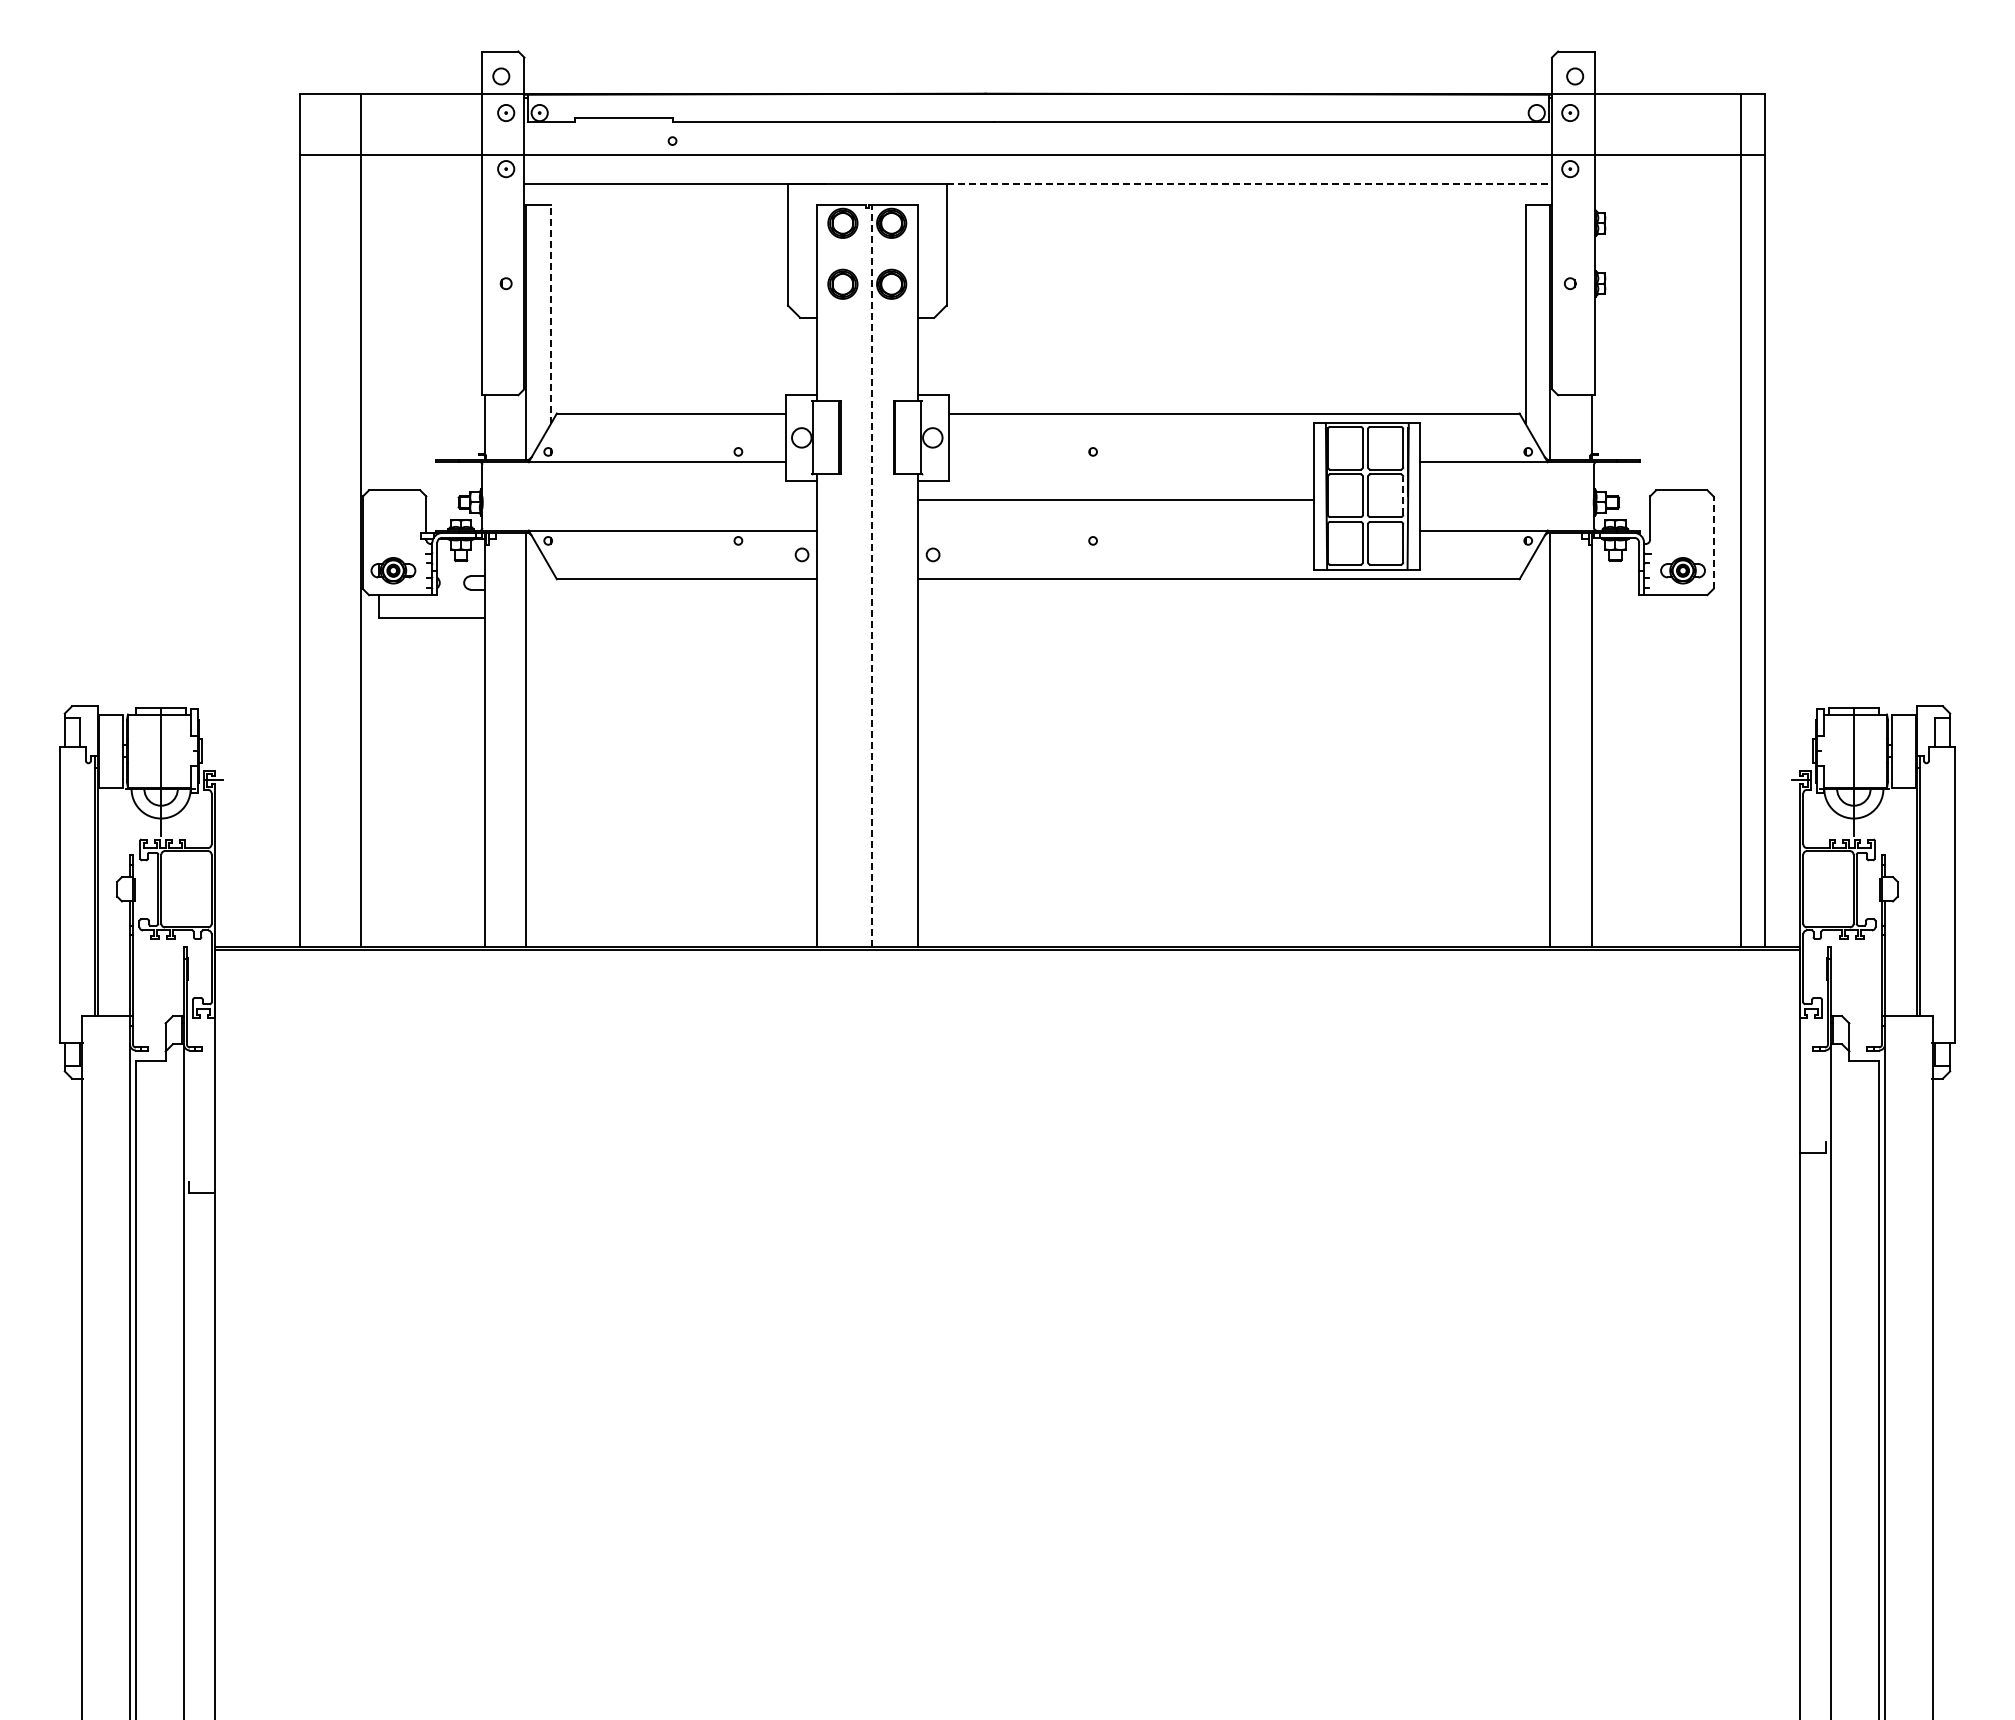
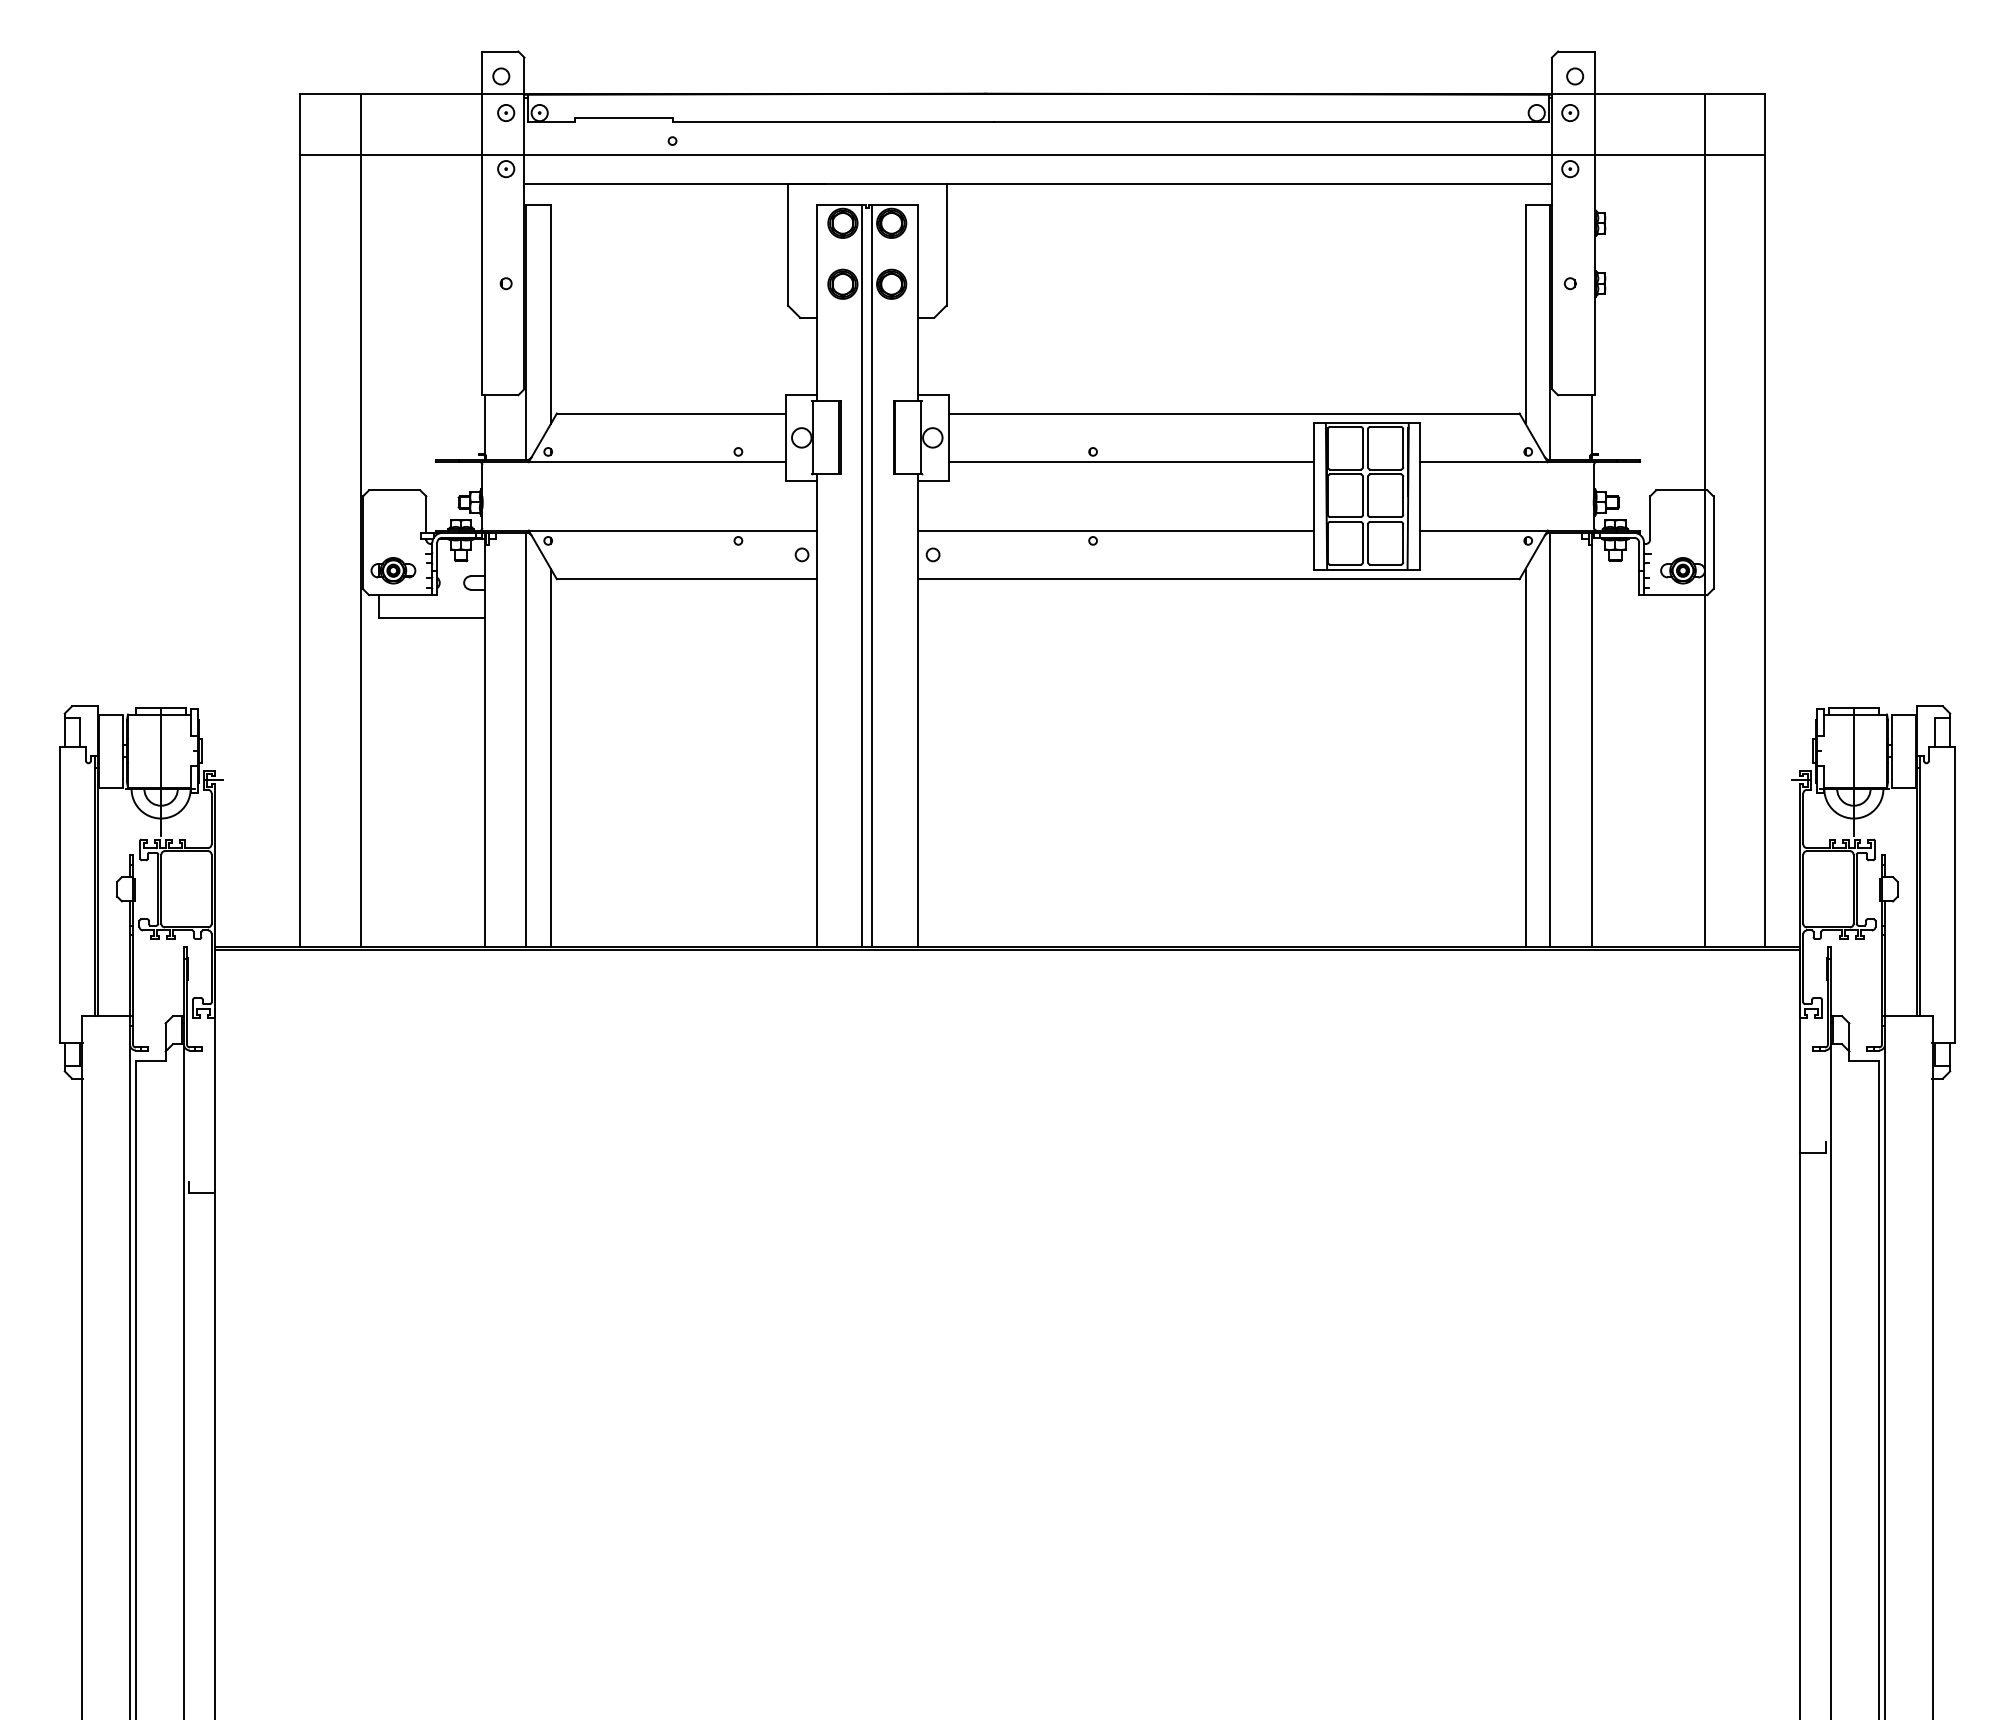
line: dashed -> solid (1249, 183)
line: dashed -> solid (550, 314)
line: none -> present (1131, 462)
line: dashed -> solid (1403, 495)
line position: (1115, 499) -> (1115, 530) (1115, 530)
line position: (1740, 520) -> (1704, 520) (1704, 520)
line: dashed -> solid (1713, 542)
line: dashed -> solid (872, 575)
line: none -> present (862, 576)
line: none -> present (550, 757)
line: none -> present (1525, 757)
